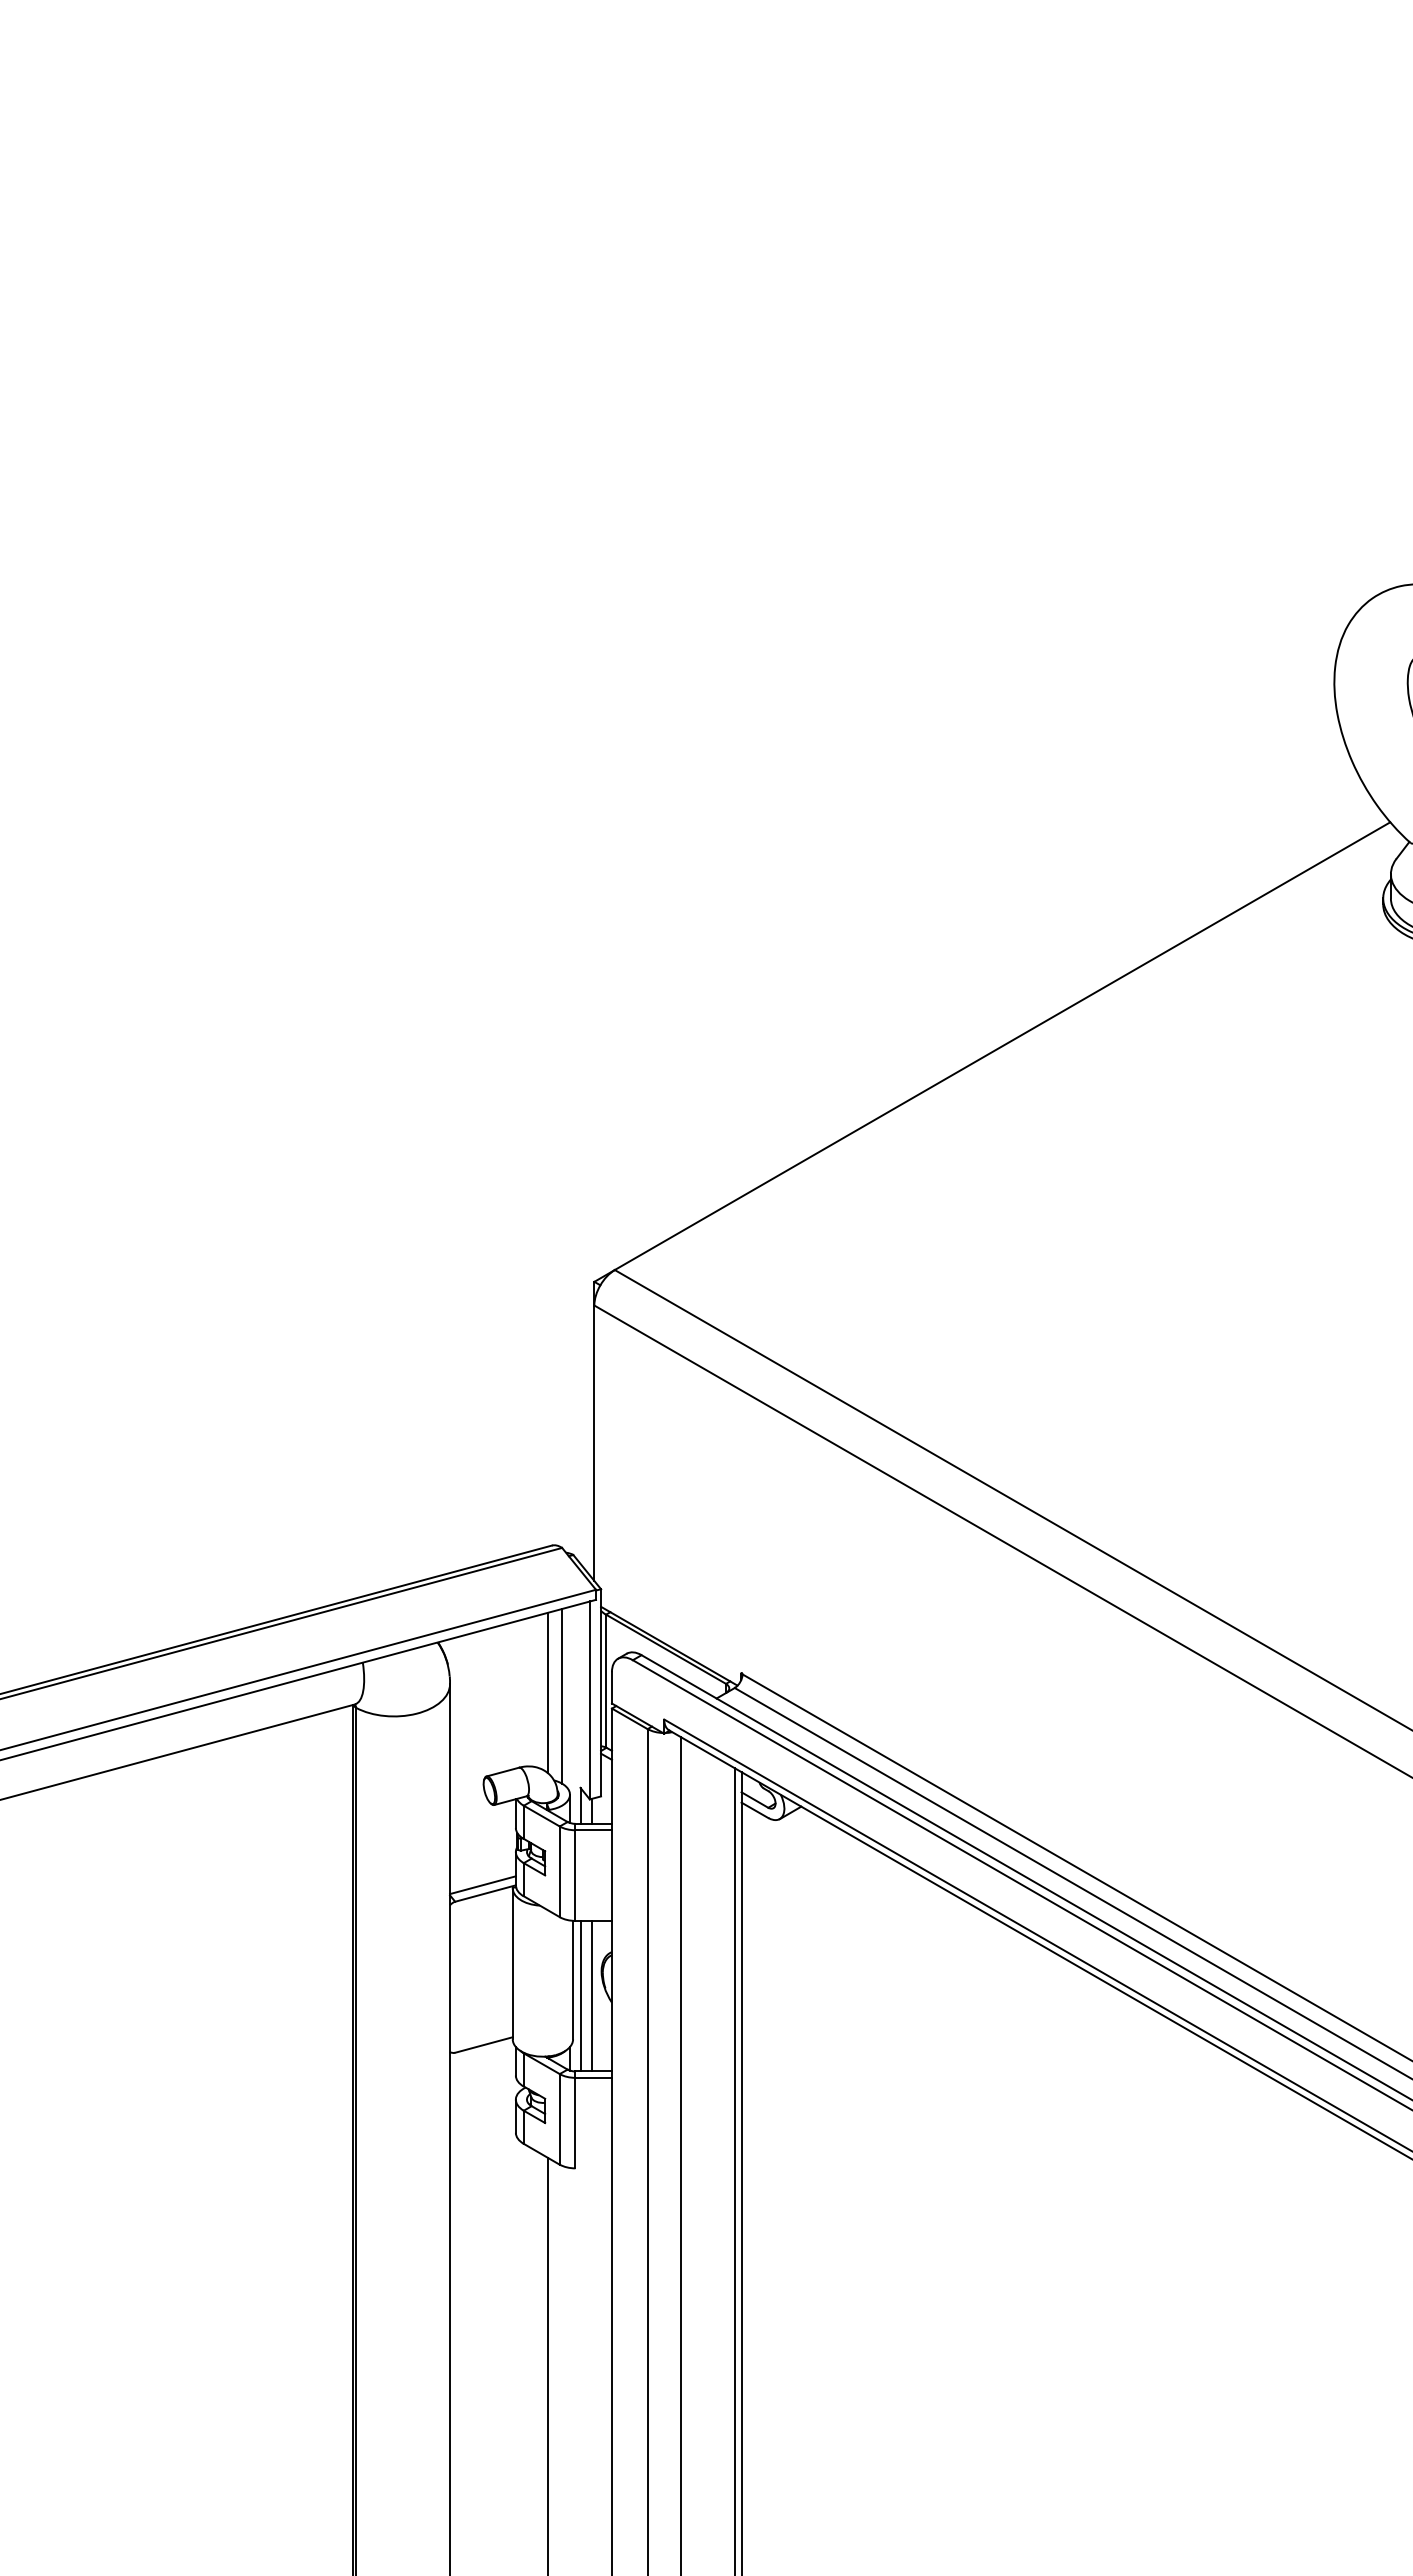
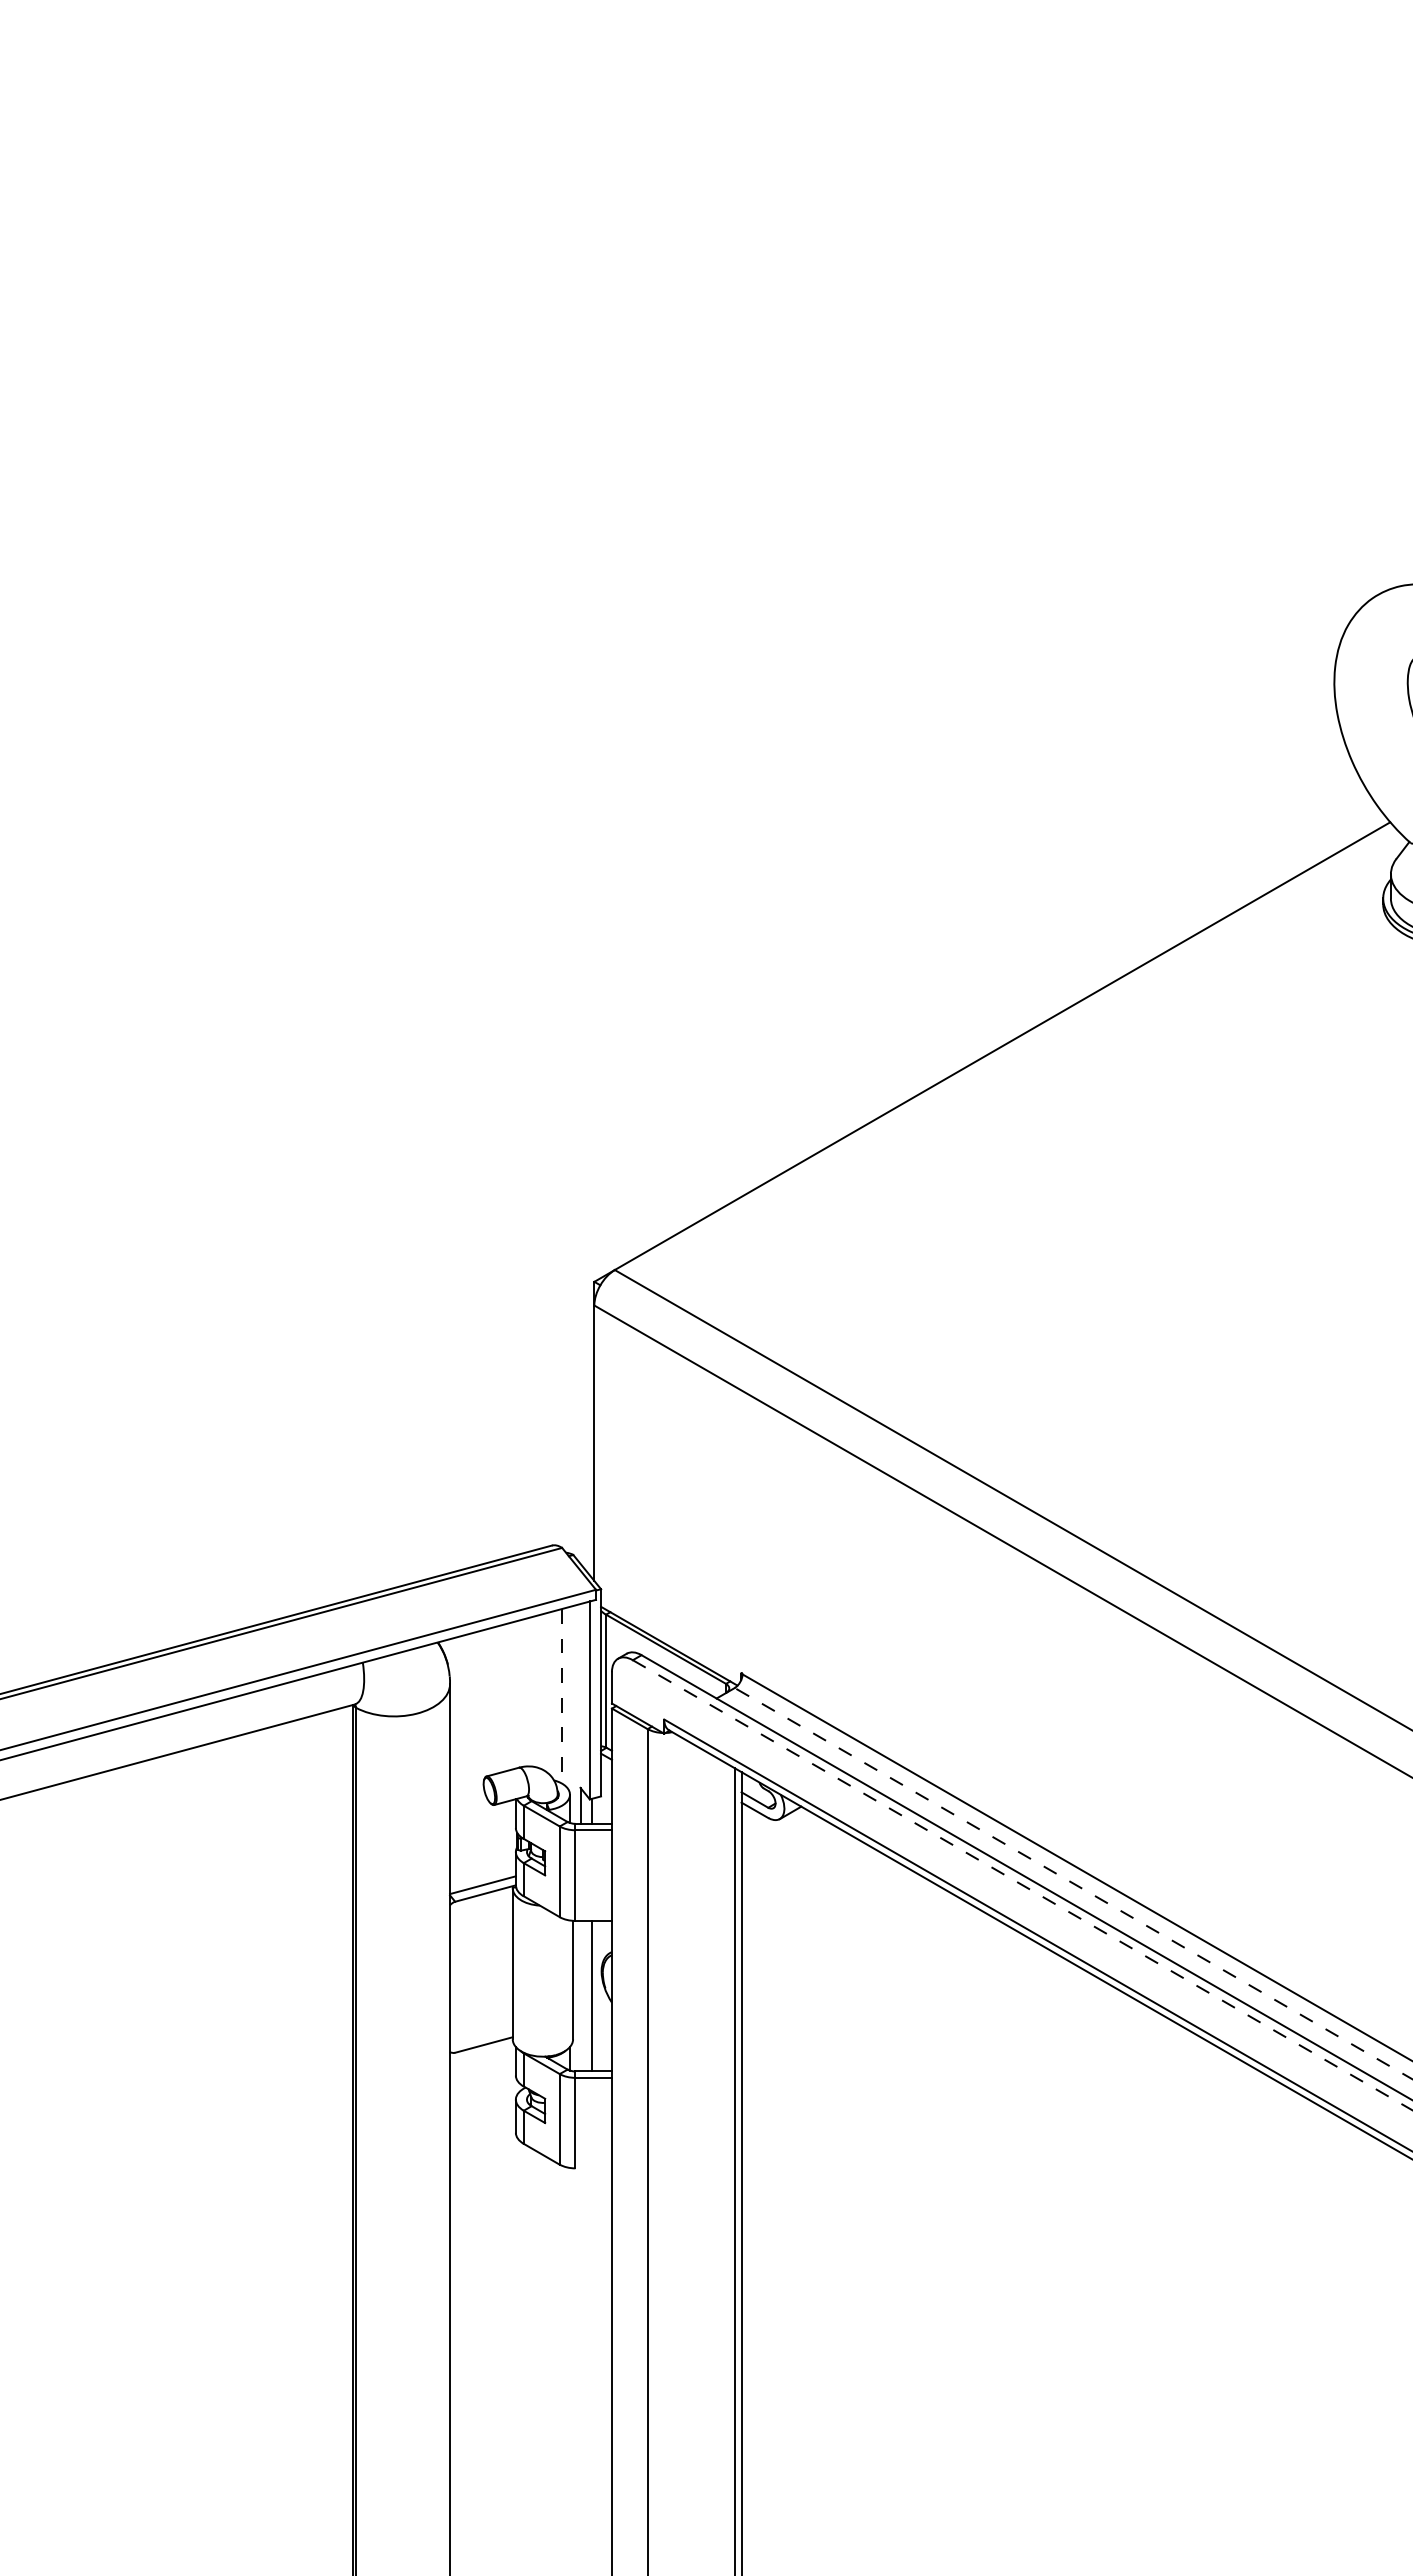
line: present -> none (547, 1692)
line: solid -> dashed (562, 1696)
line: solid -> dashed (1073, 1883)
line: solid -> dashed (1022, 1885)
line: present -> none (580, 1995)
line: present -> none (680, 2154)
line: present -> none (547, 2364)
